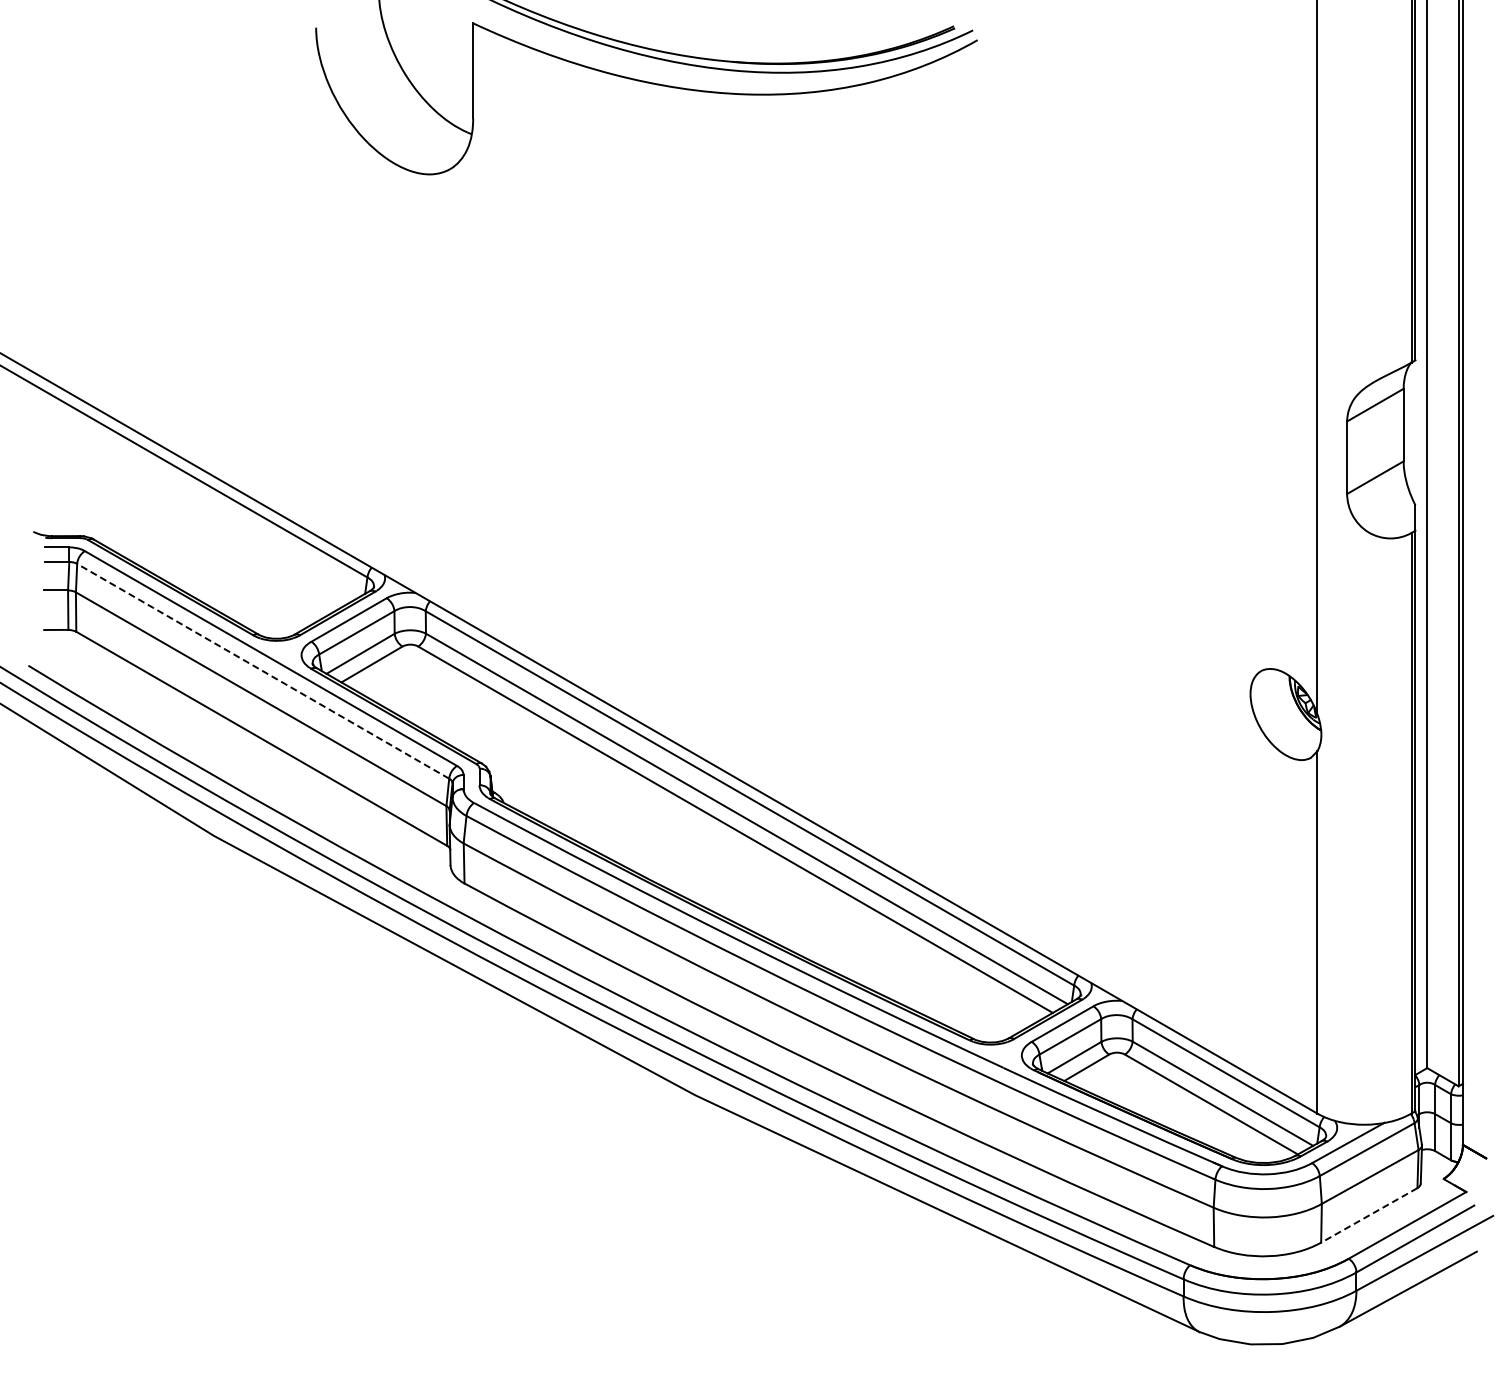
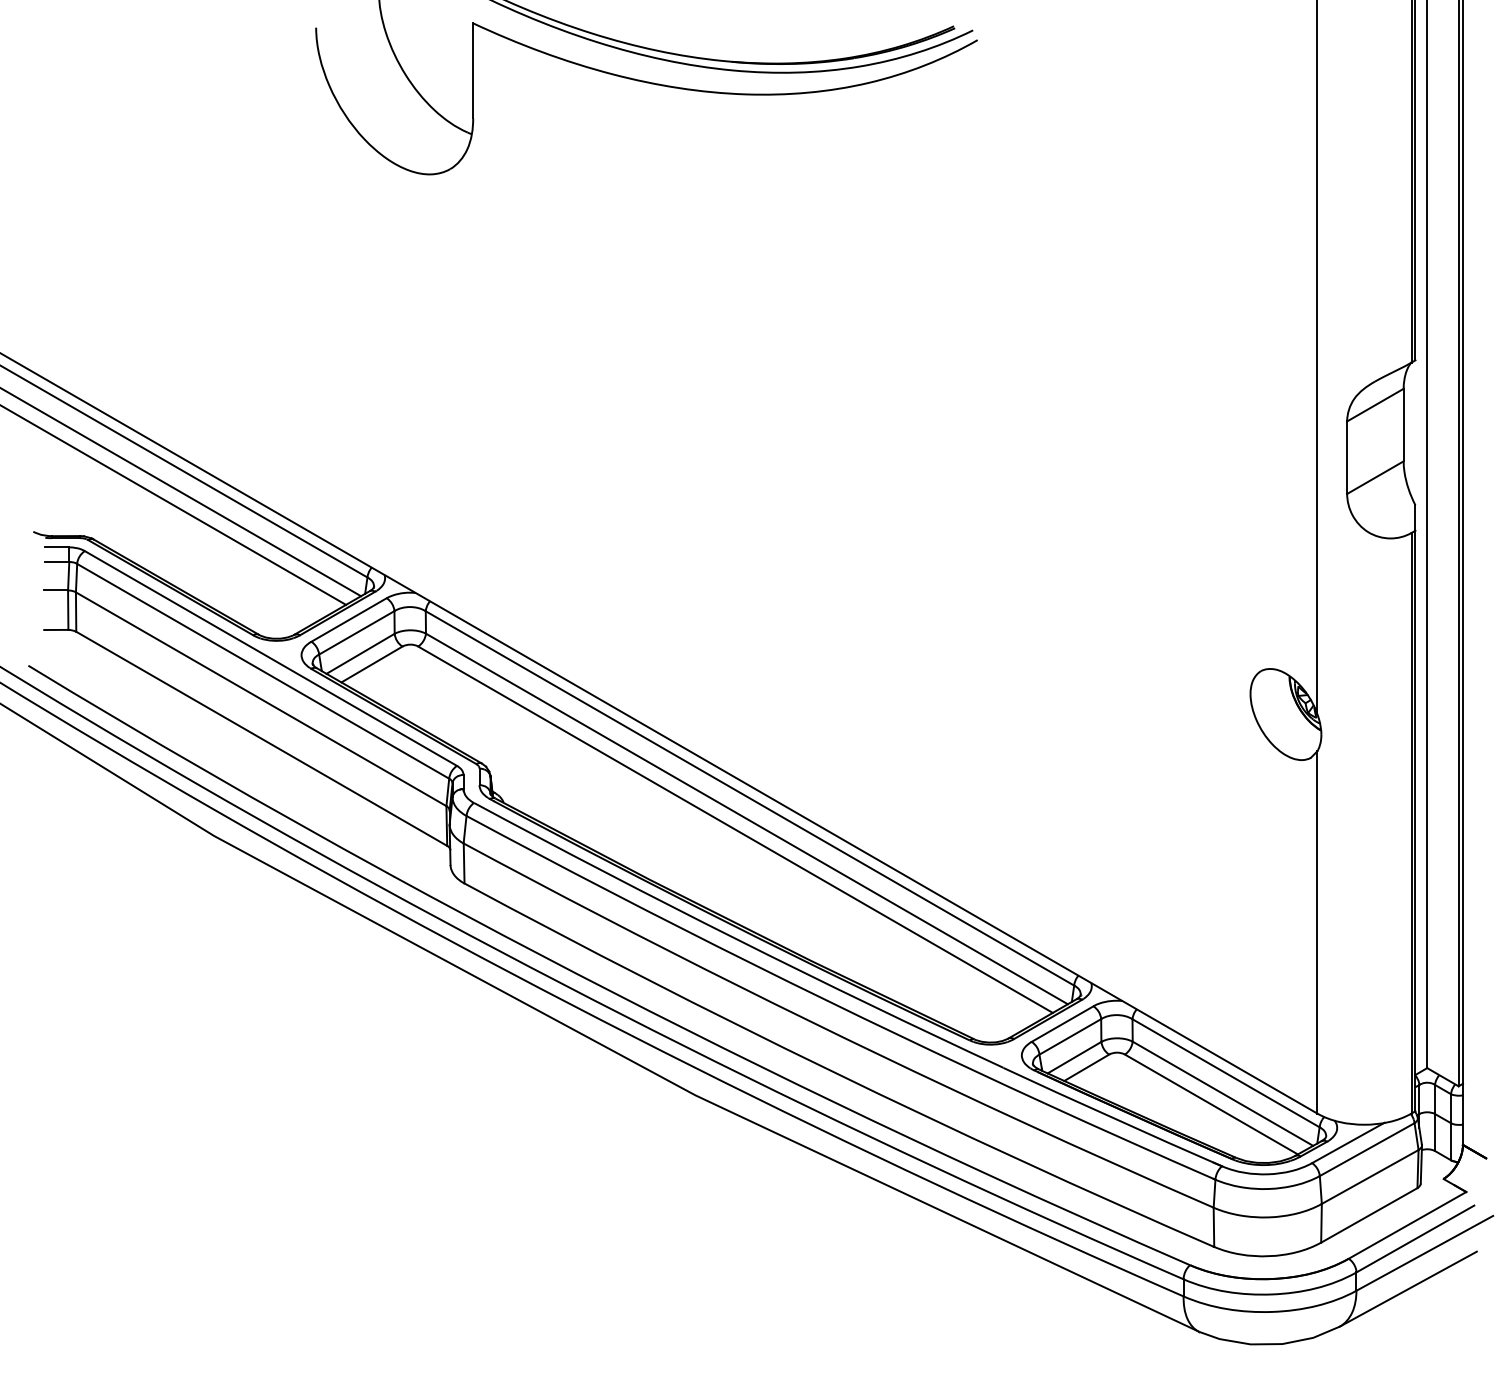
line: none -> present (181, 492)
line: none -> present (174, 505)
line: dashed -> solid (263, 671)
line: dashed -> solid (1368, 1215)
